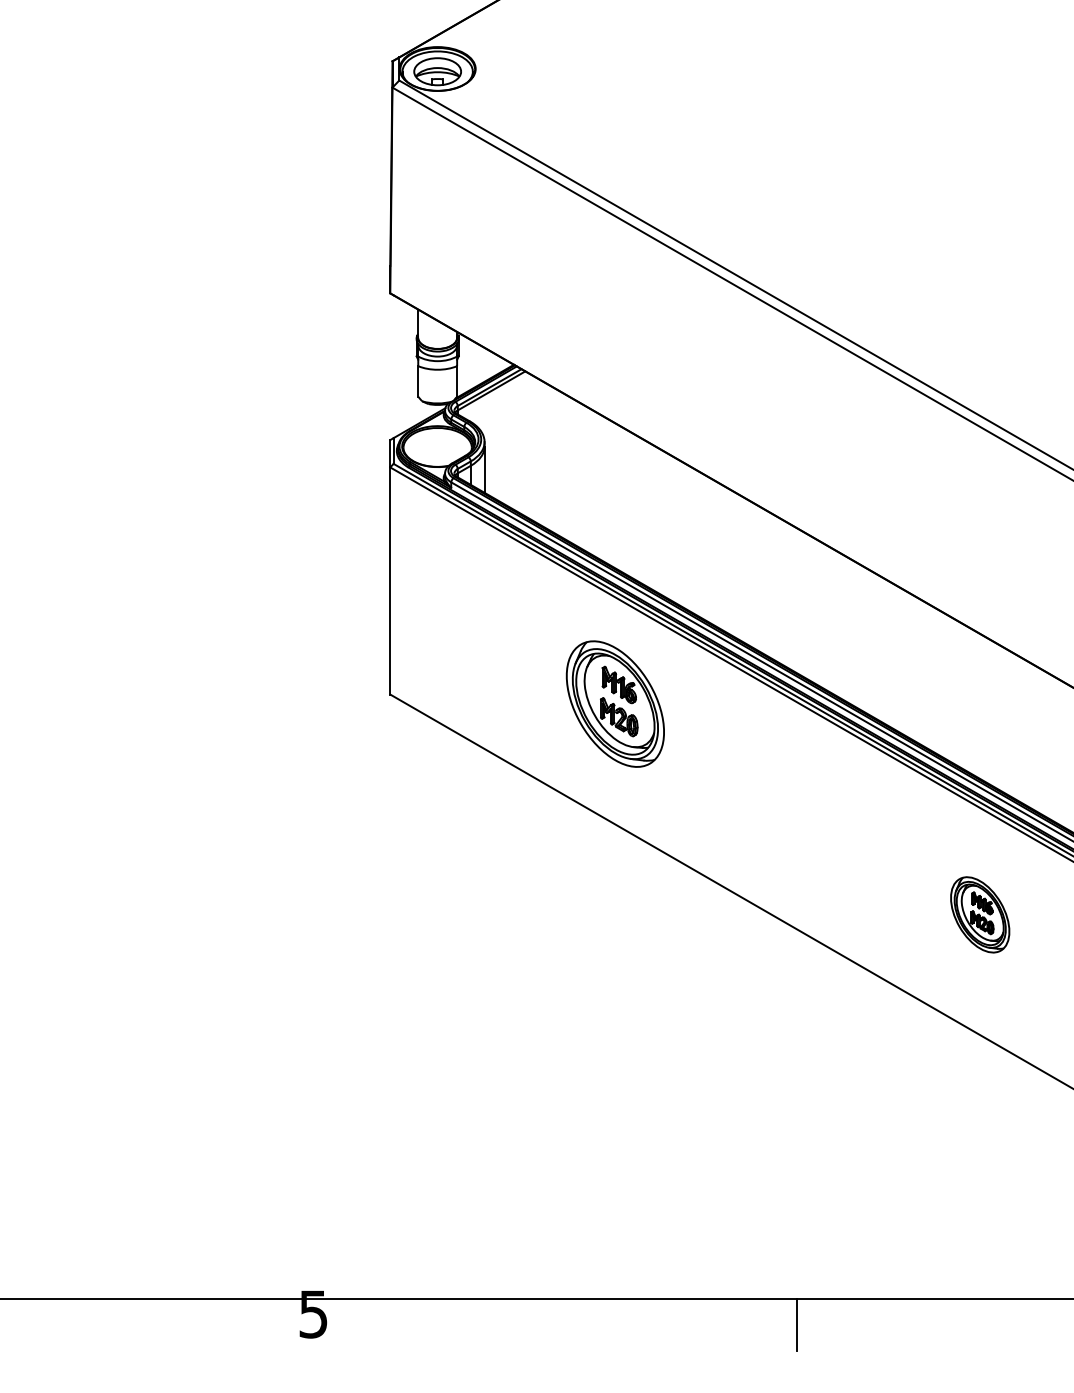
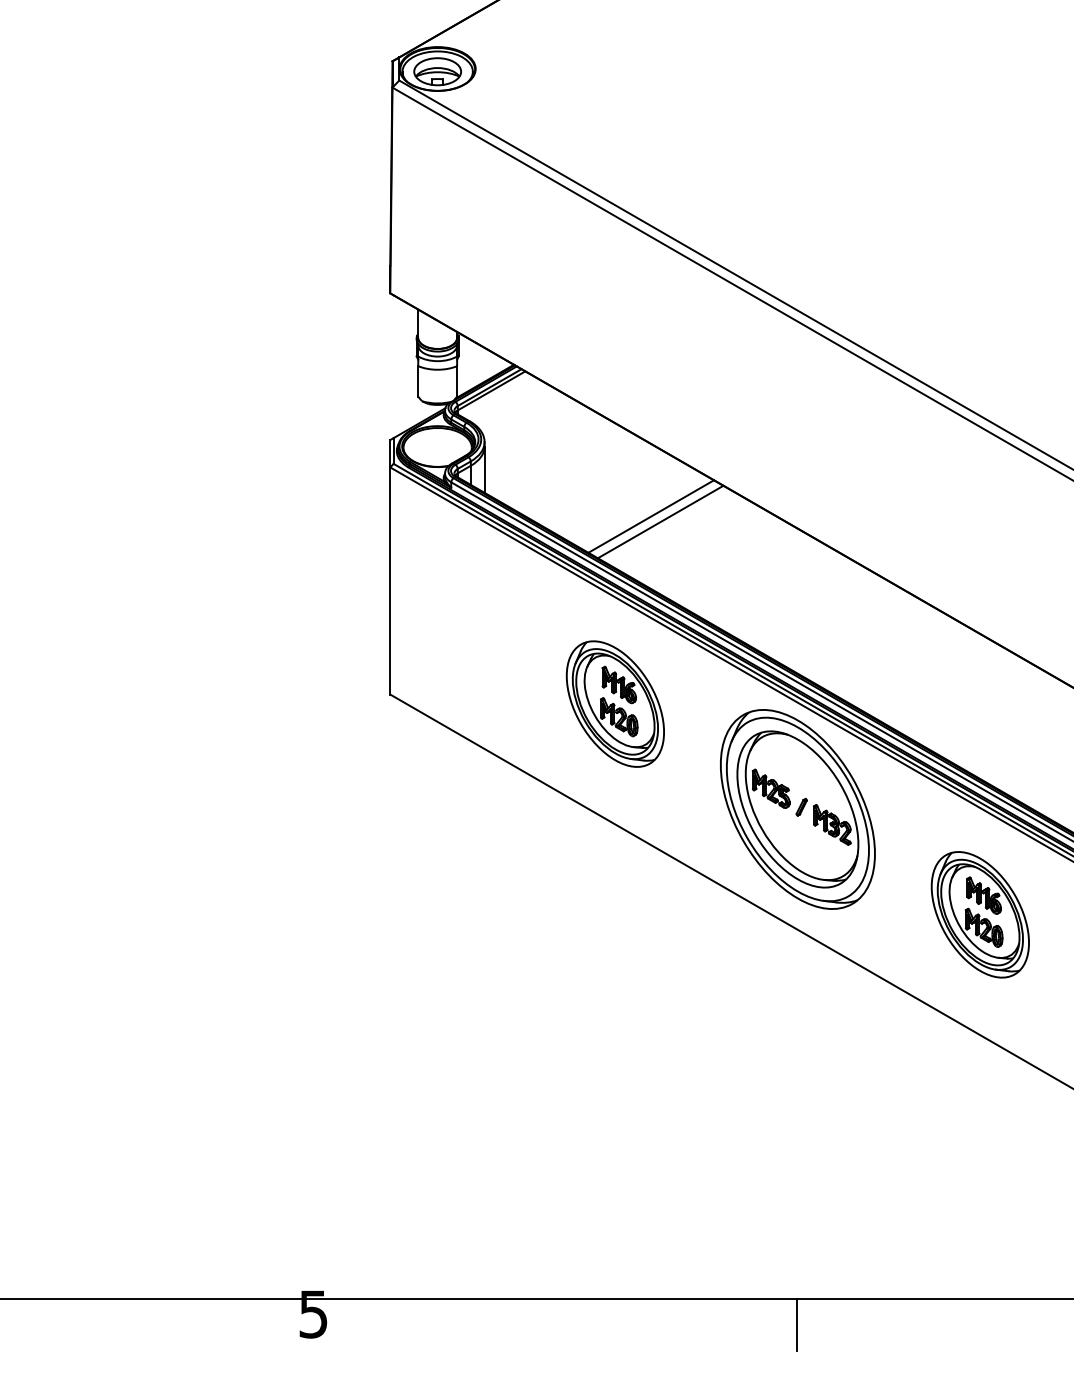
line: none -> present (651, 516)
line: none -> present (660, 521)
part: none -> present (797, 809)
part size: 61x78 px -> 100x128 px (979, 914)
